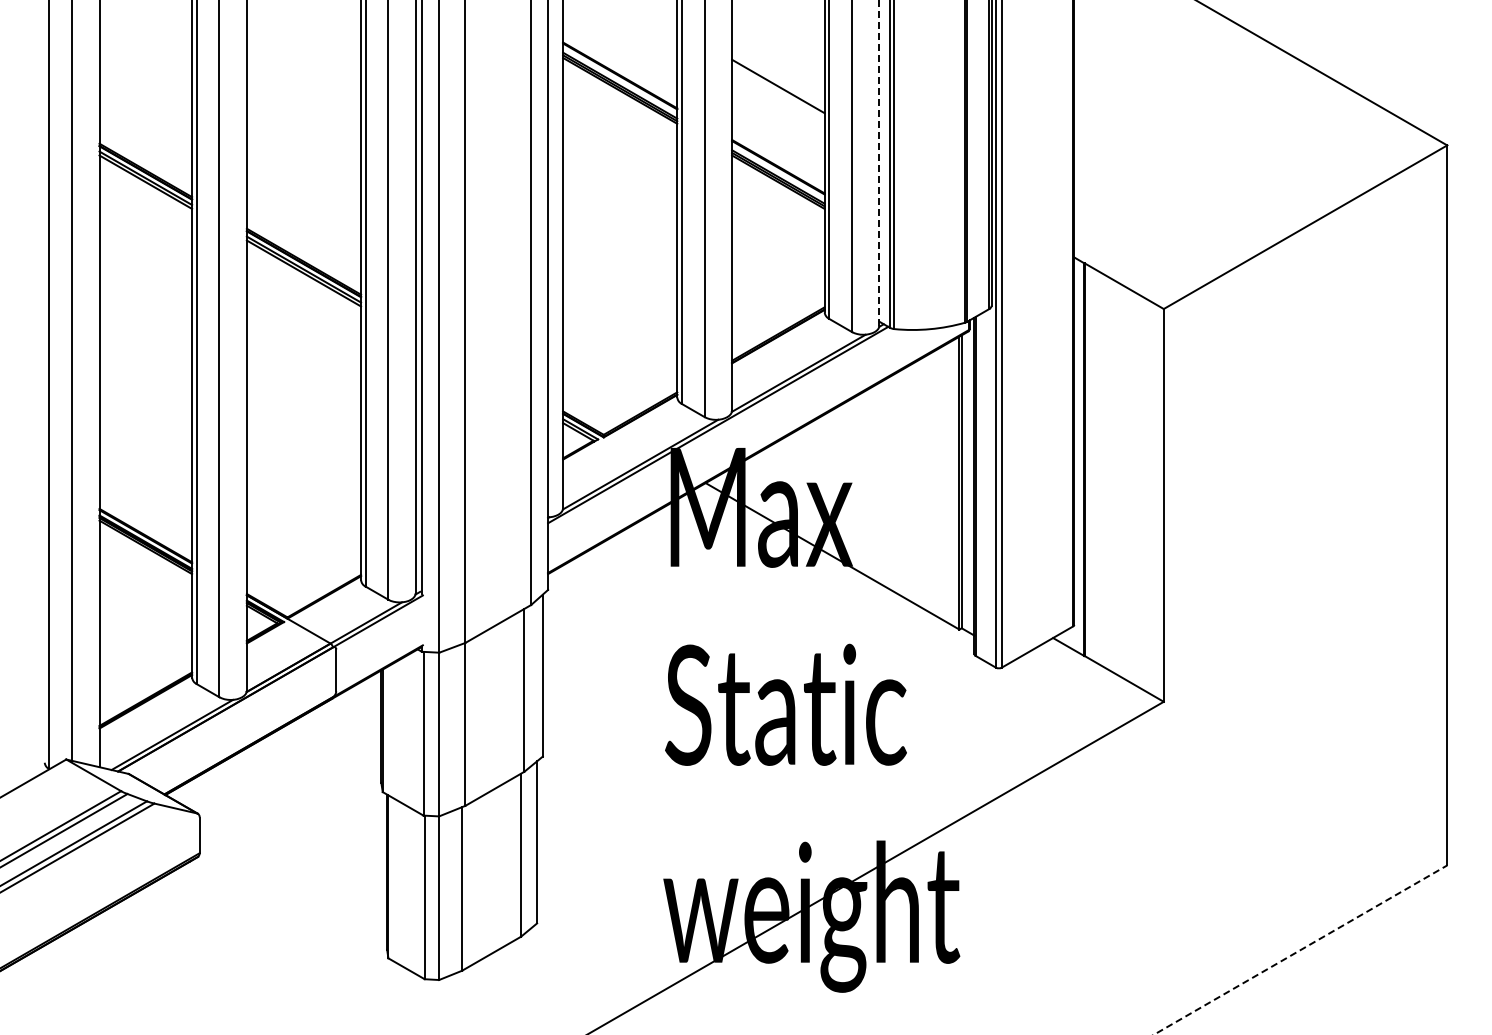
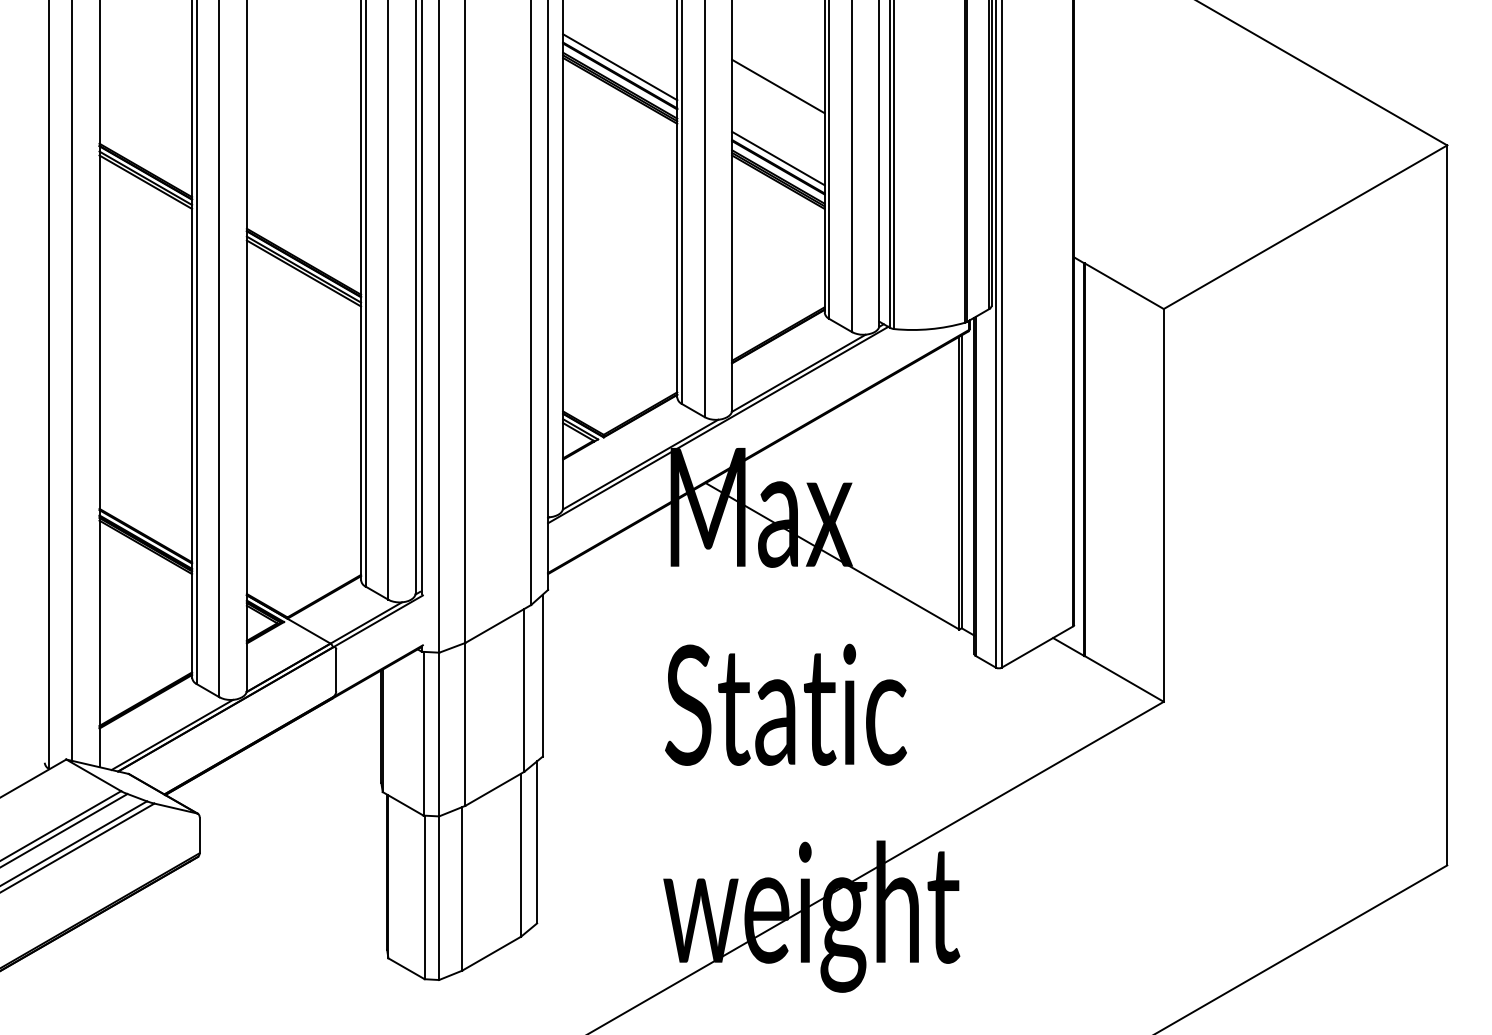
line: none -> present (620, 67)
line: none -> present (778, 158)
line: dashed -> solid (879, 162)
line: dashed -> solid (1300, 949)
